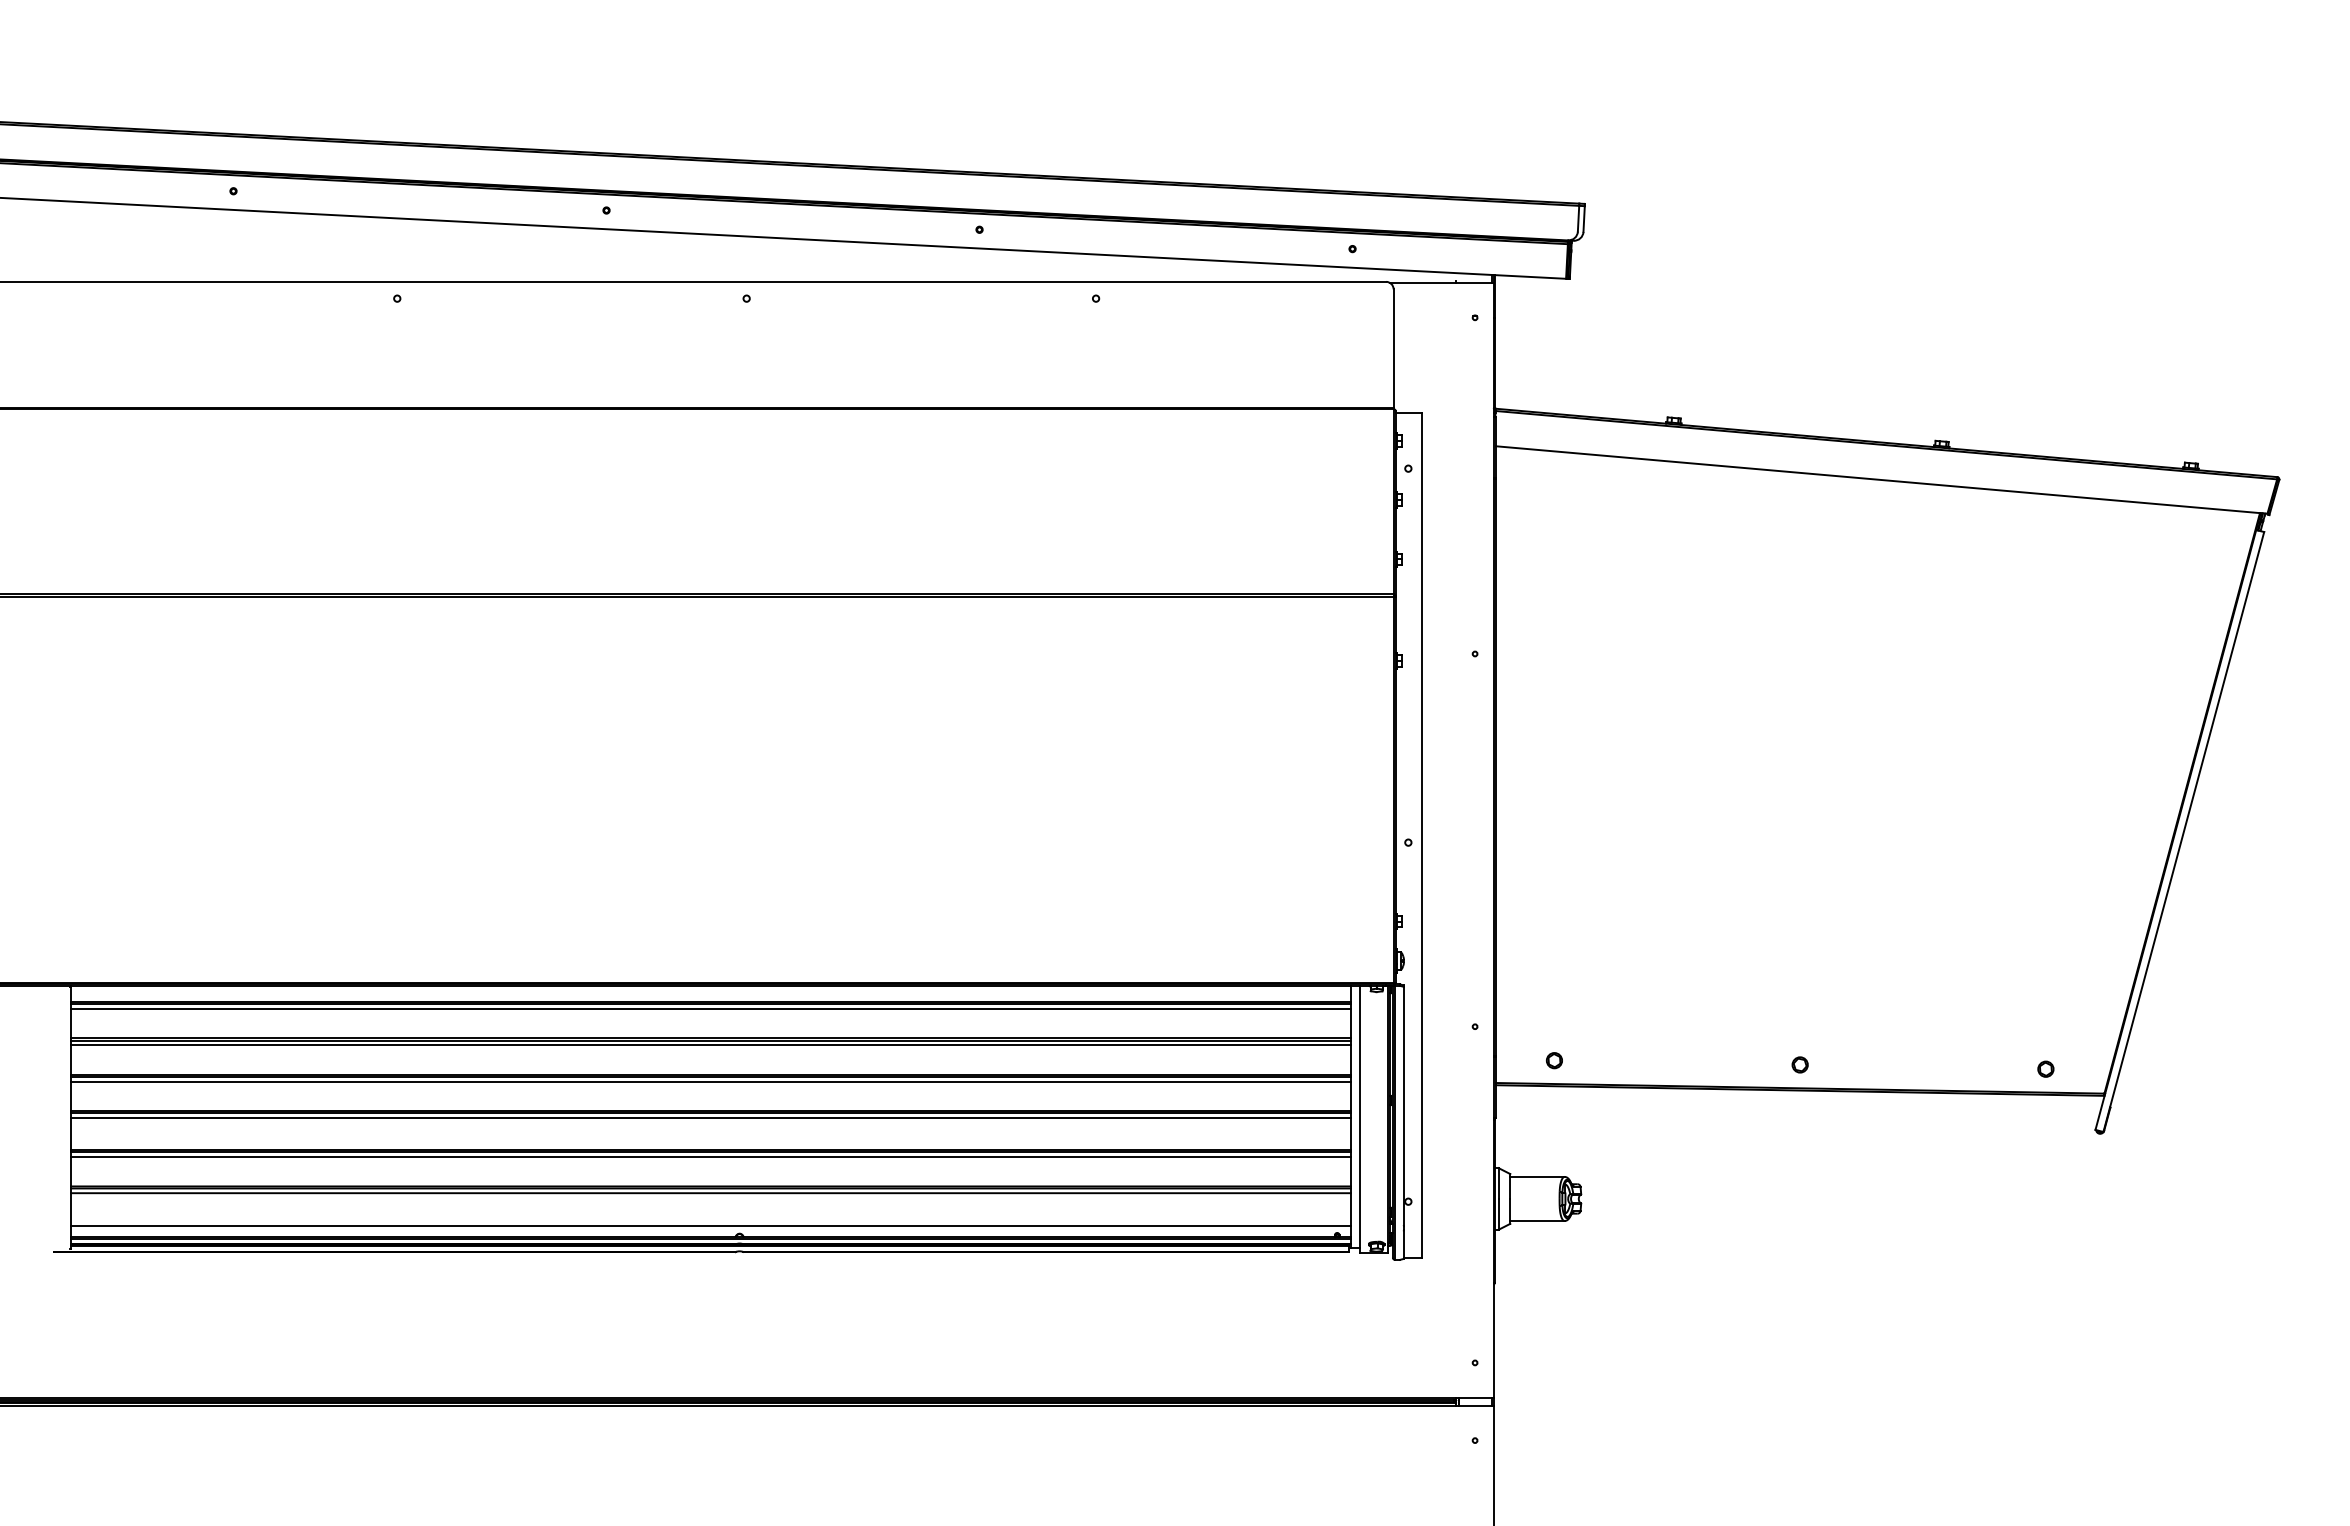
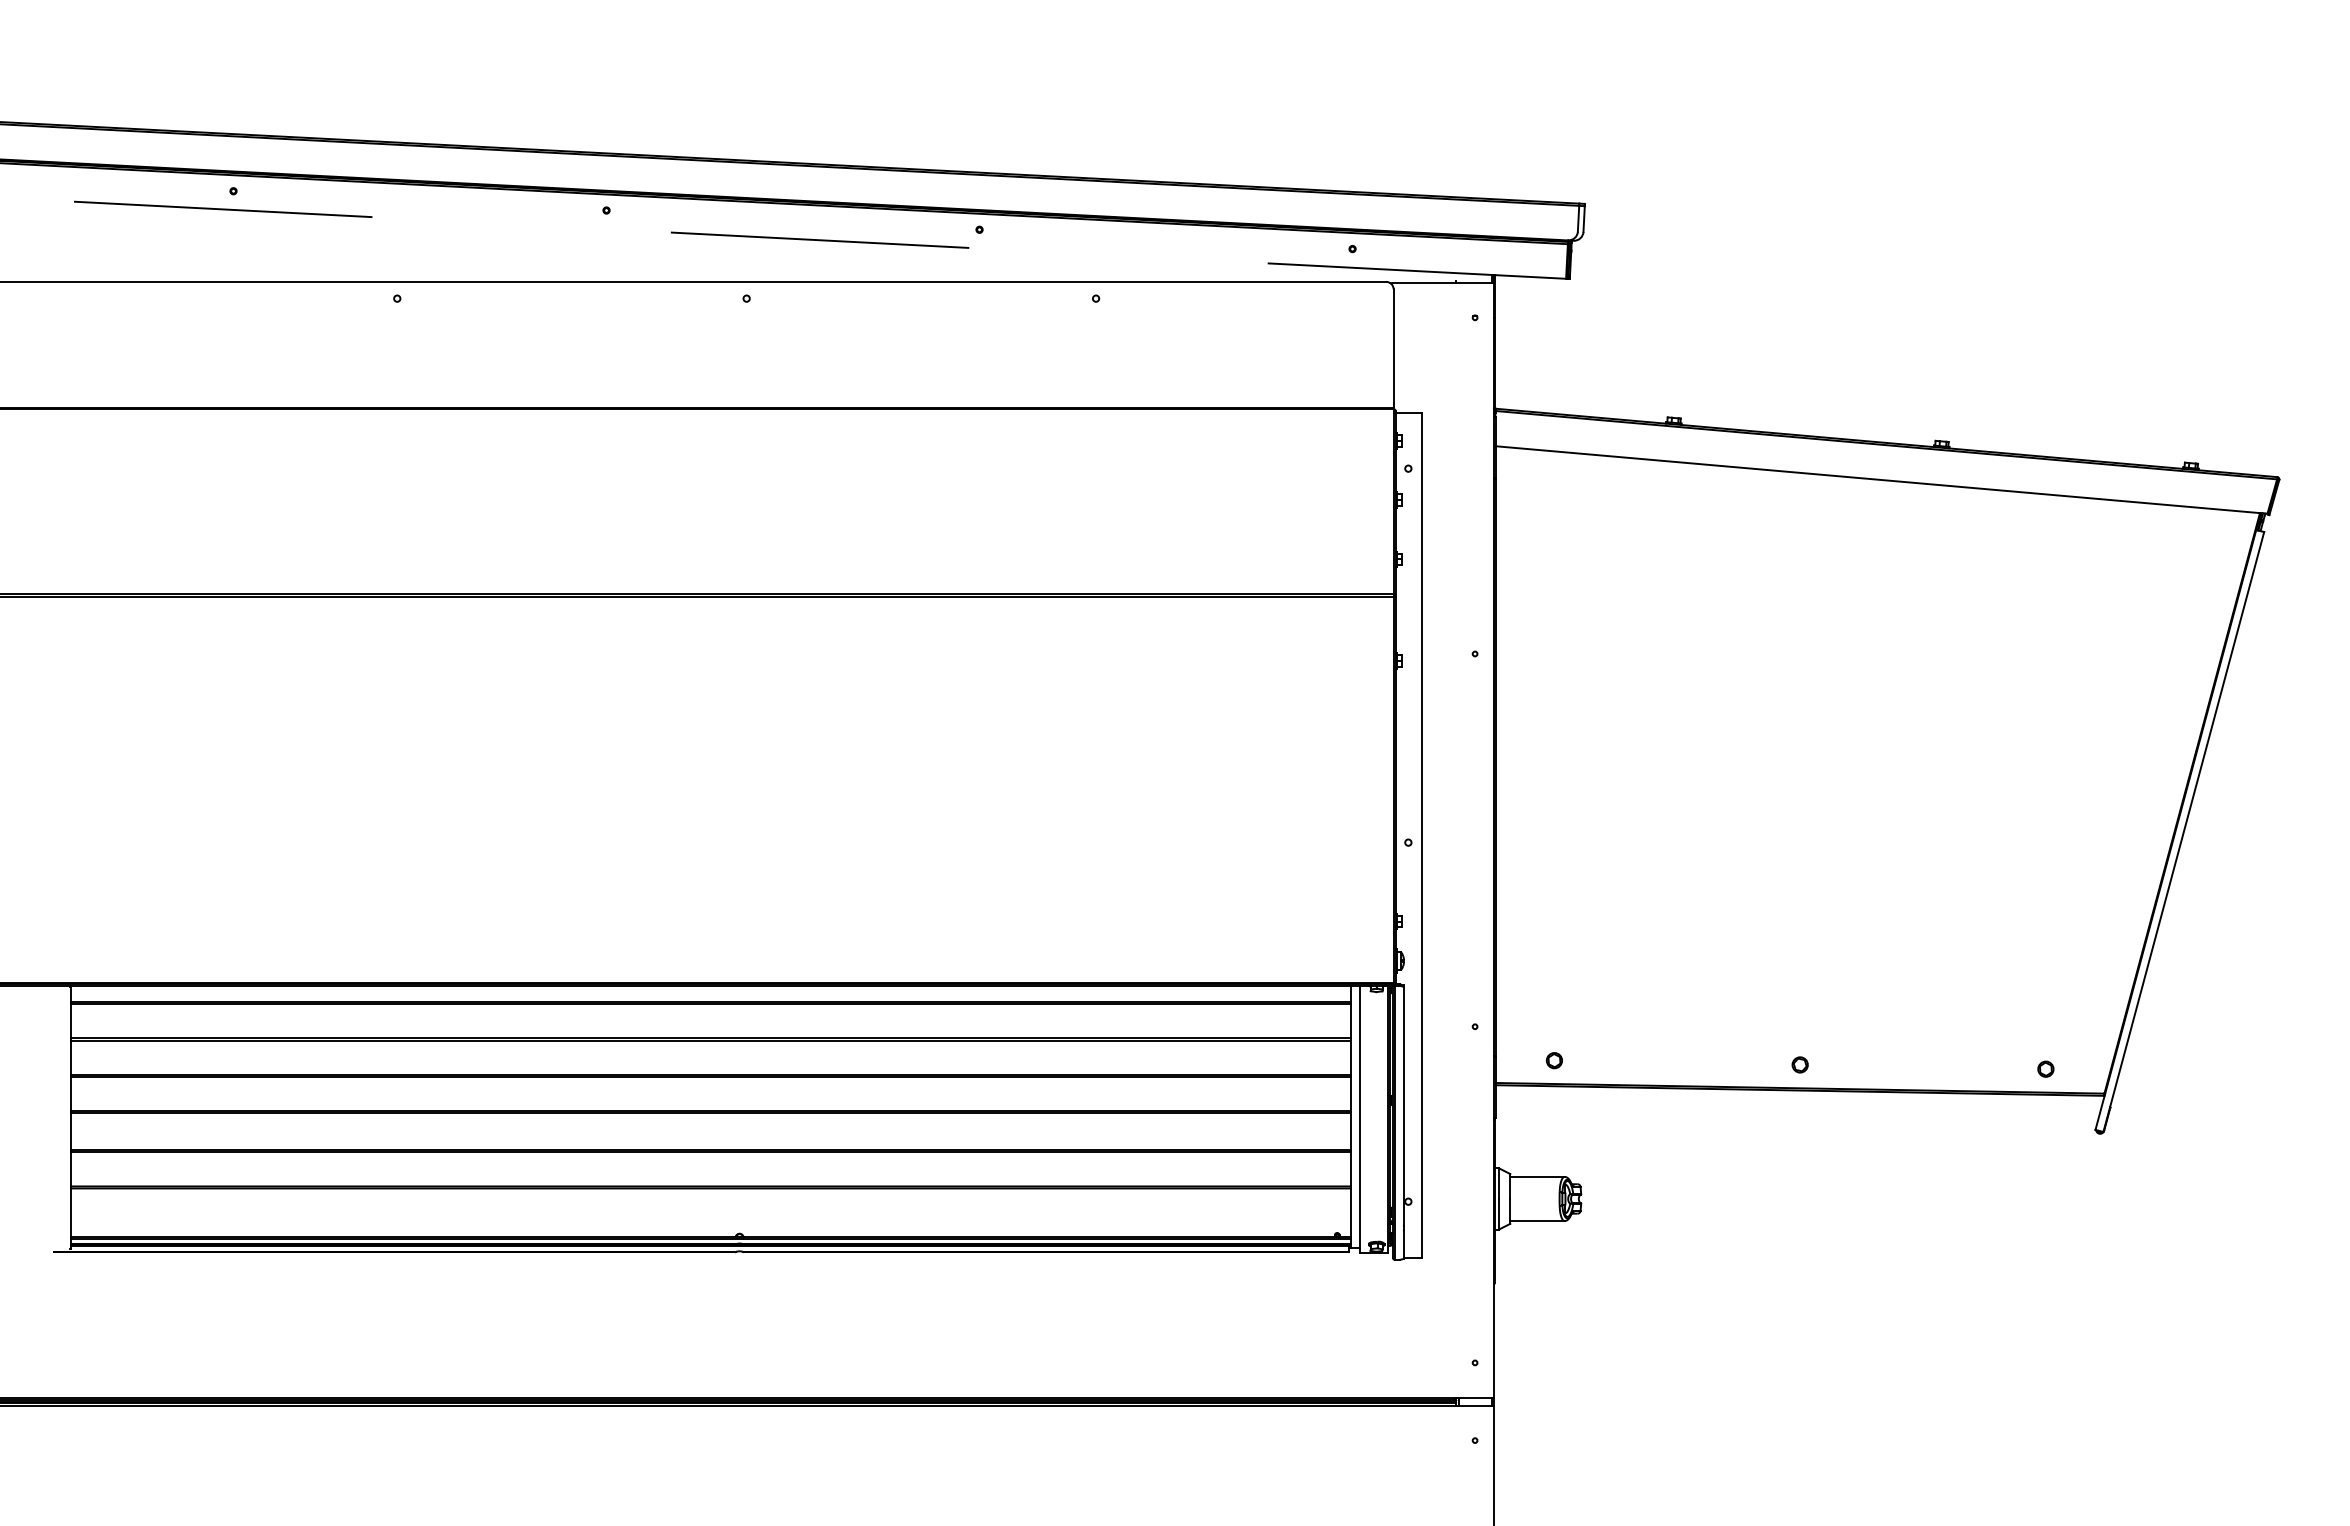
line: solid -> dashed (783, 238)
line: present -> none (710, 1008)
line: present -> none (710, 1045)
line: present -> none (710, 1081)
line: present -> none (710, 1118)
line: present -> none (710, 1156)
line: present -> none (710, 1193)
line: present -> none (710, 1226)
